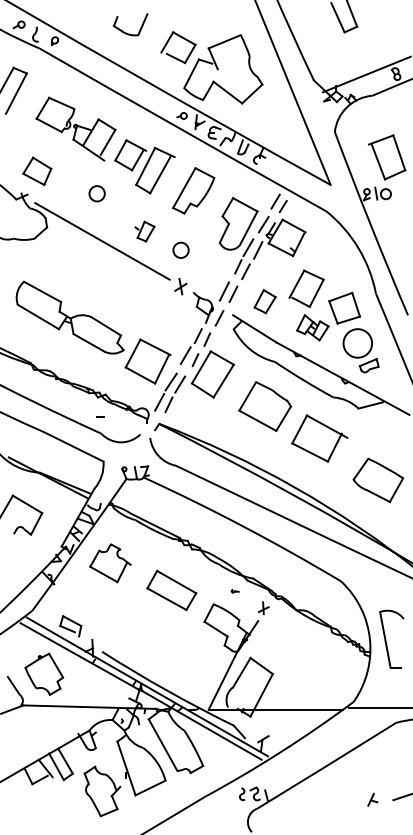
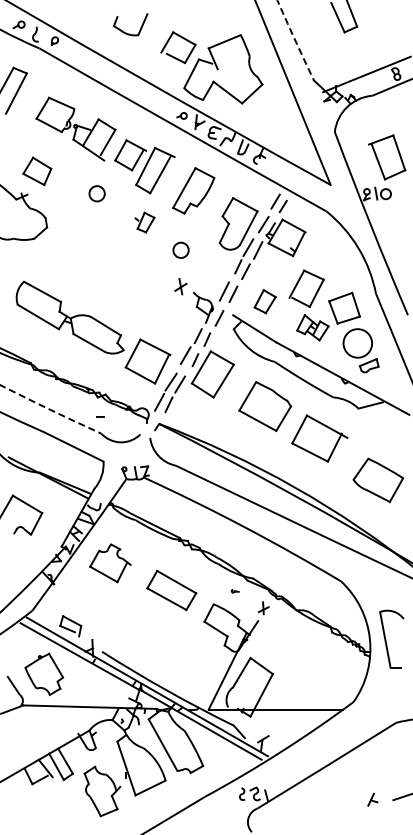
arc: solid -> dashed (295, 40)
part position: (144, 231) -> (144, 222) (144, 222)
line: present -> none (102, 241)
arc: solid -> dashed (50, 409)
line: present -> none (378, 707)
